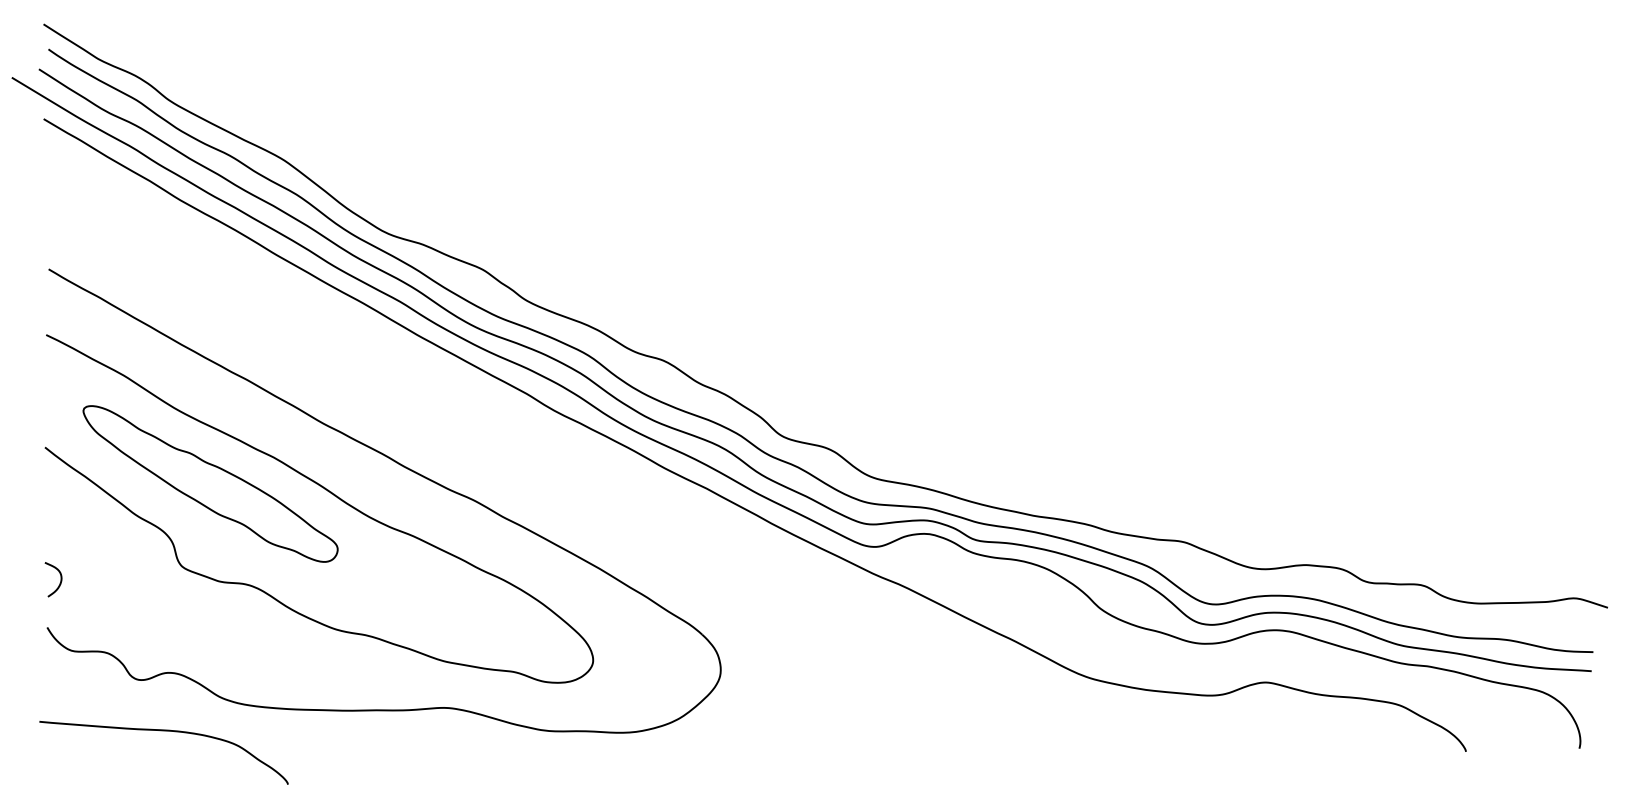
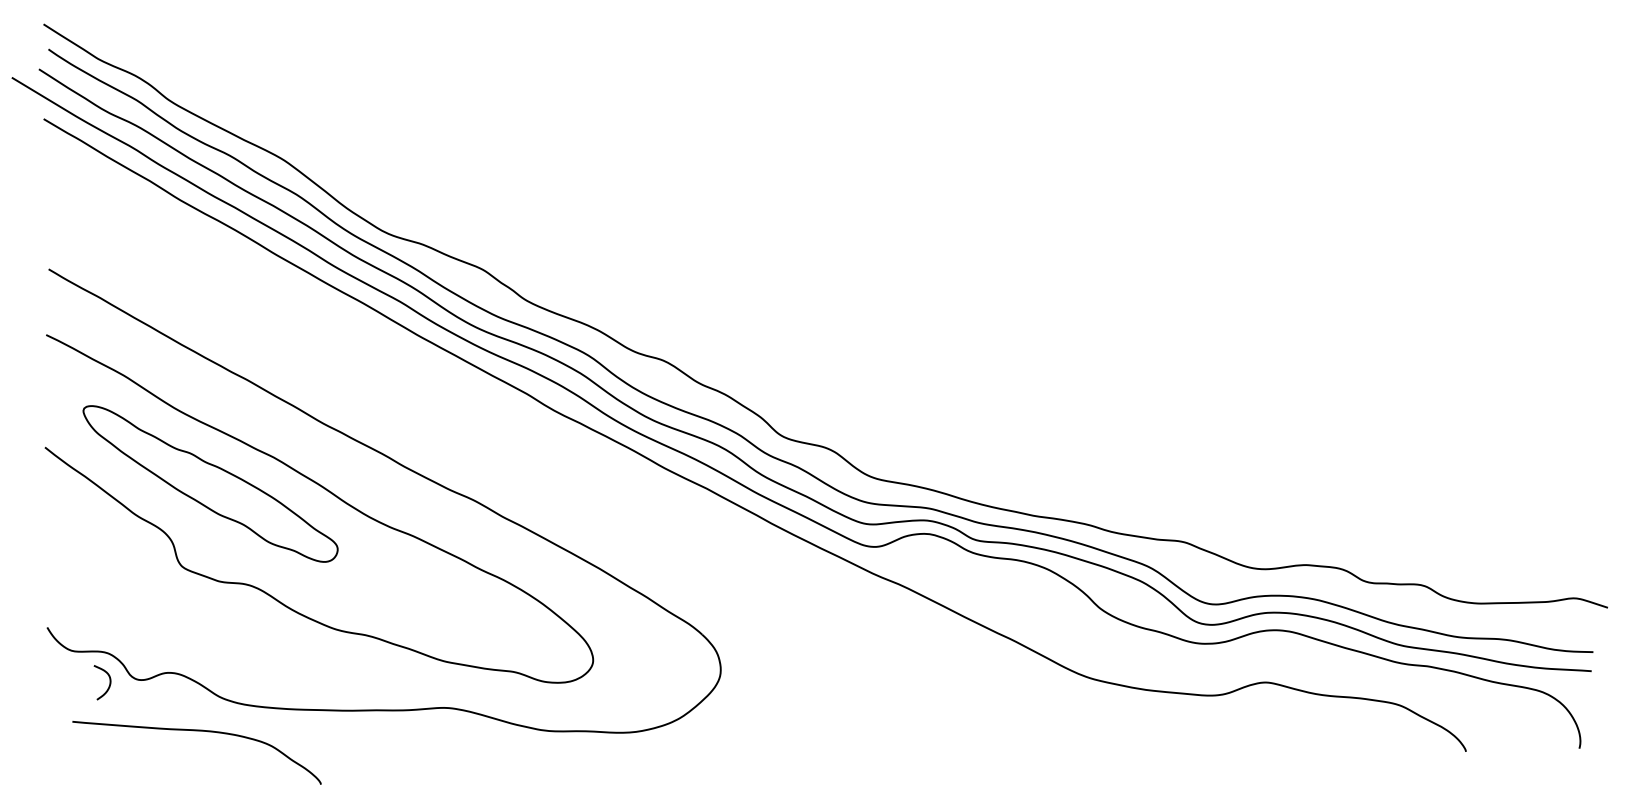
curve position: (60, 579) -> (109, 682) (109, 682)
curve position: (163, 731) -> (196, 731) (196, 731)
